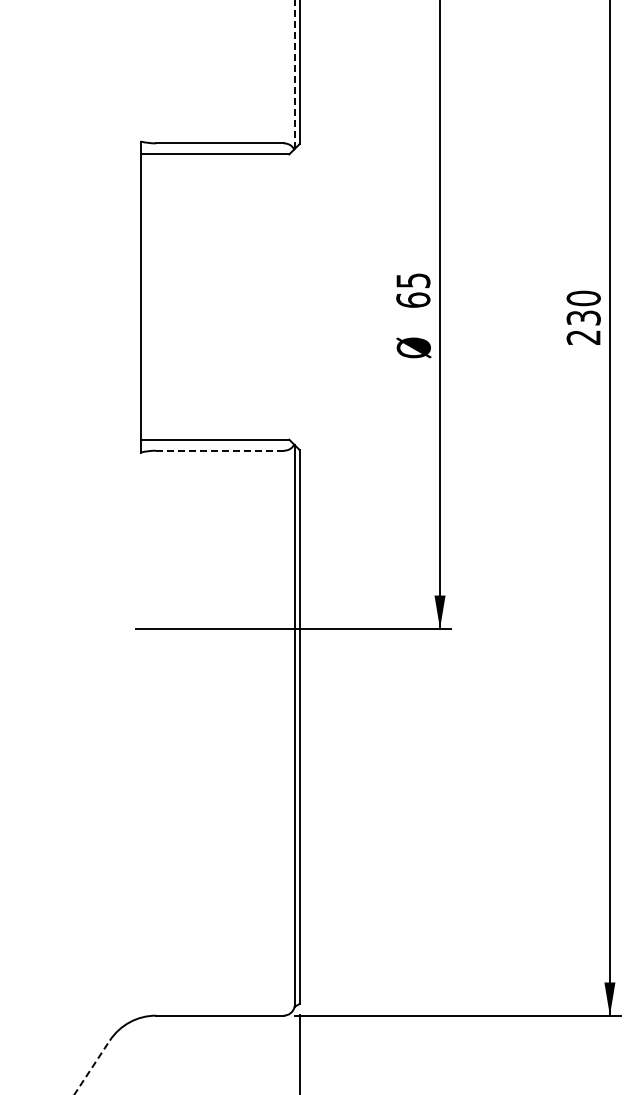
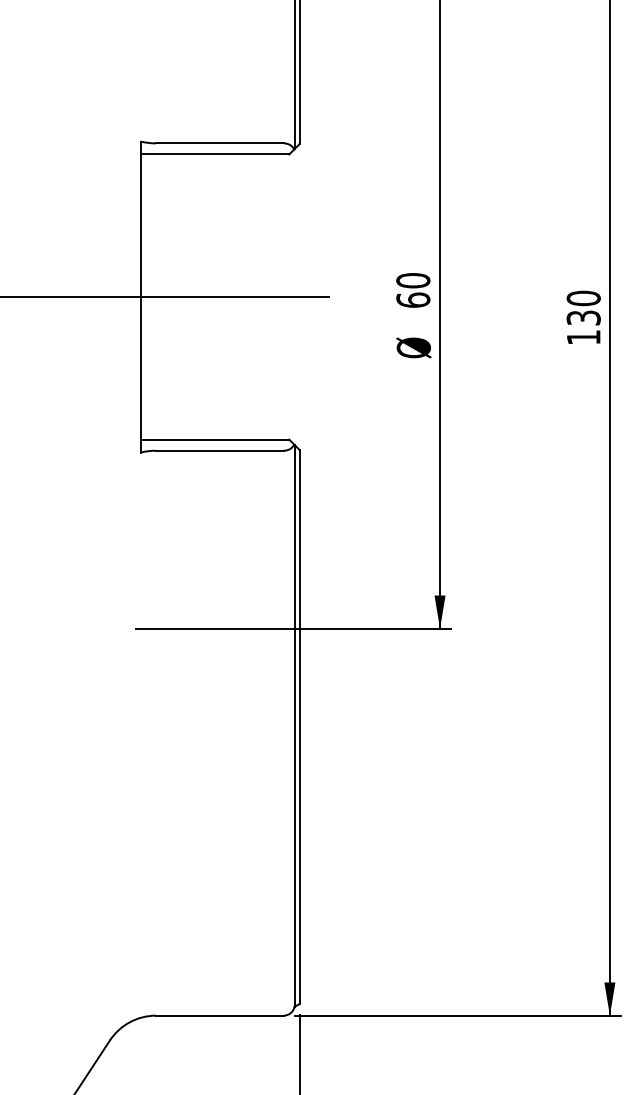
line: dashed -> solid (294, 74)
text: 65 -> 60 (413, 280)
line: none -> present (165, 297)
text: 230 -> 130 (583, 337)
line: dashed -> solid (219, 450)
line: dashed -> solid (92, 1067)
